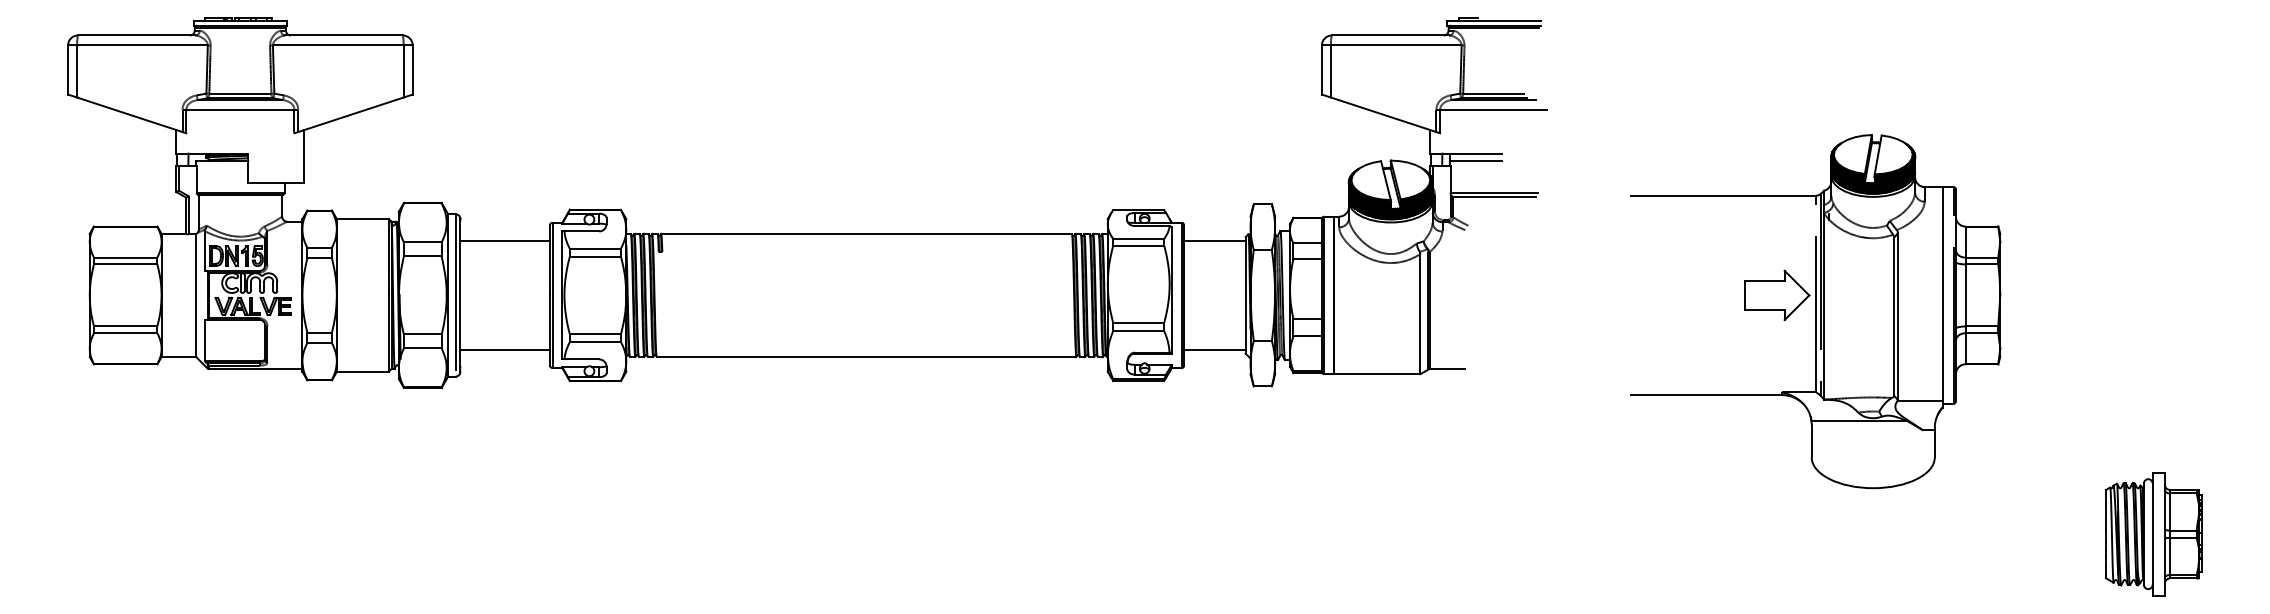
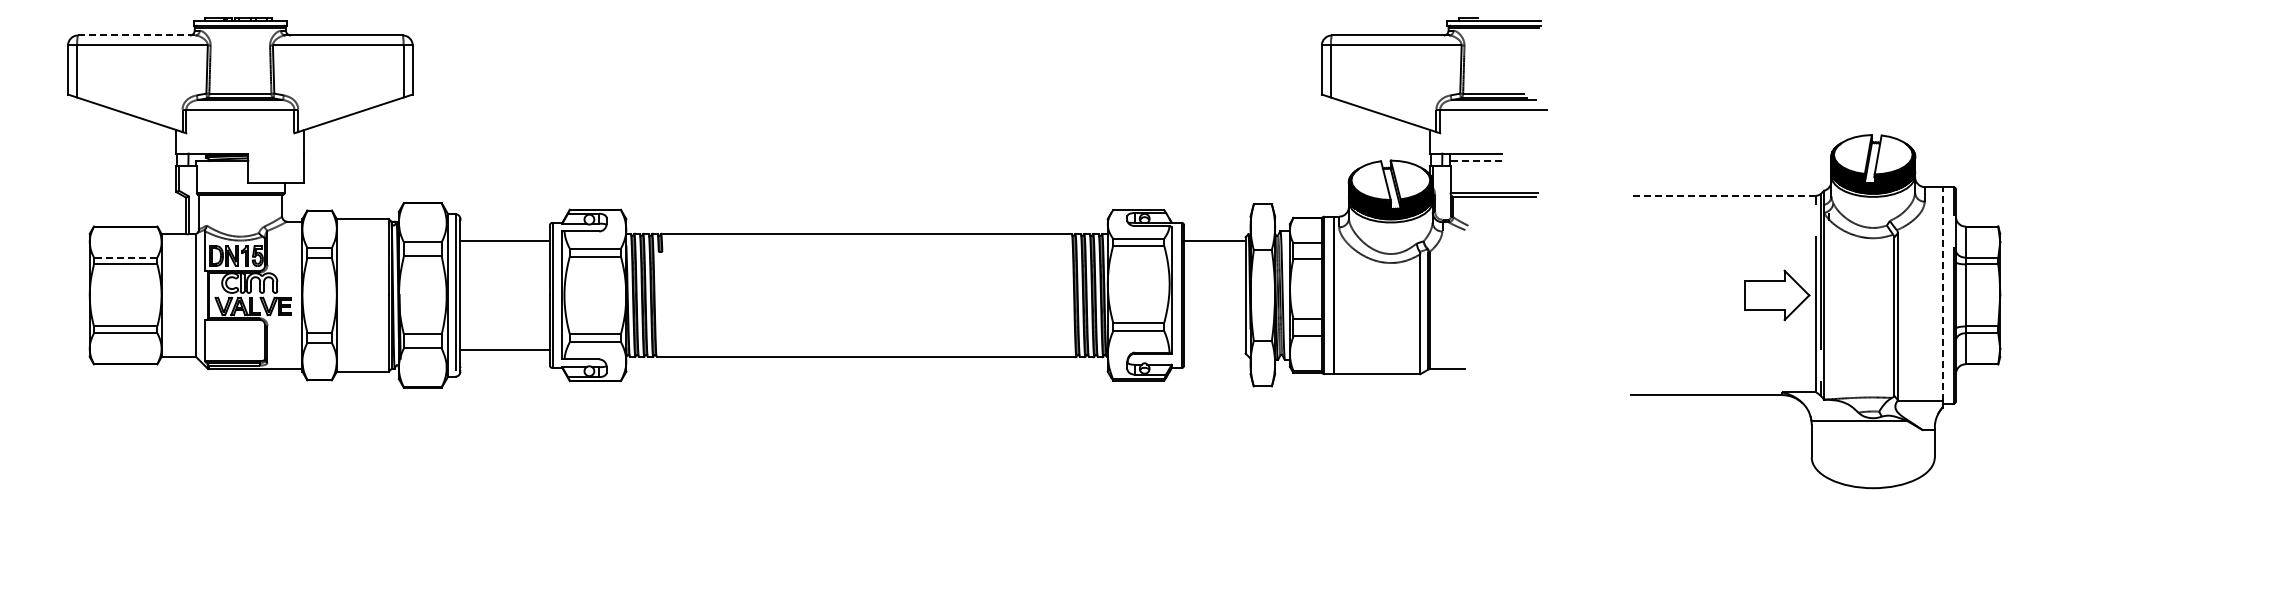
line: solid -> dashed (136, 35)
line: solid -> dashed (1475, 161)
line: solid -> dashed (1723, 195)
line: solid -> dashed (125, 257)
line: solid -> dashed (1942, 293)
line: present -> none (1214, 350)
part: present -> none (2153, 534)
